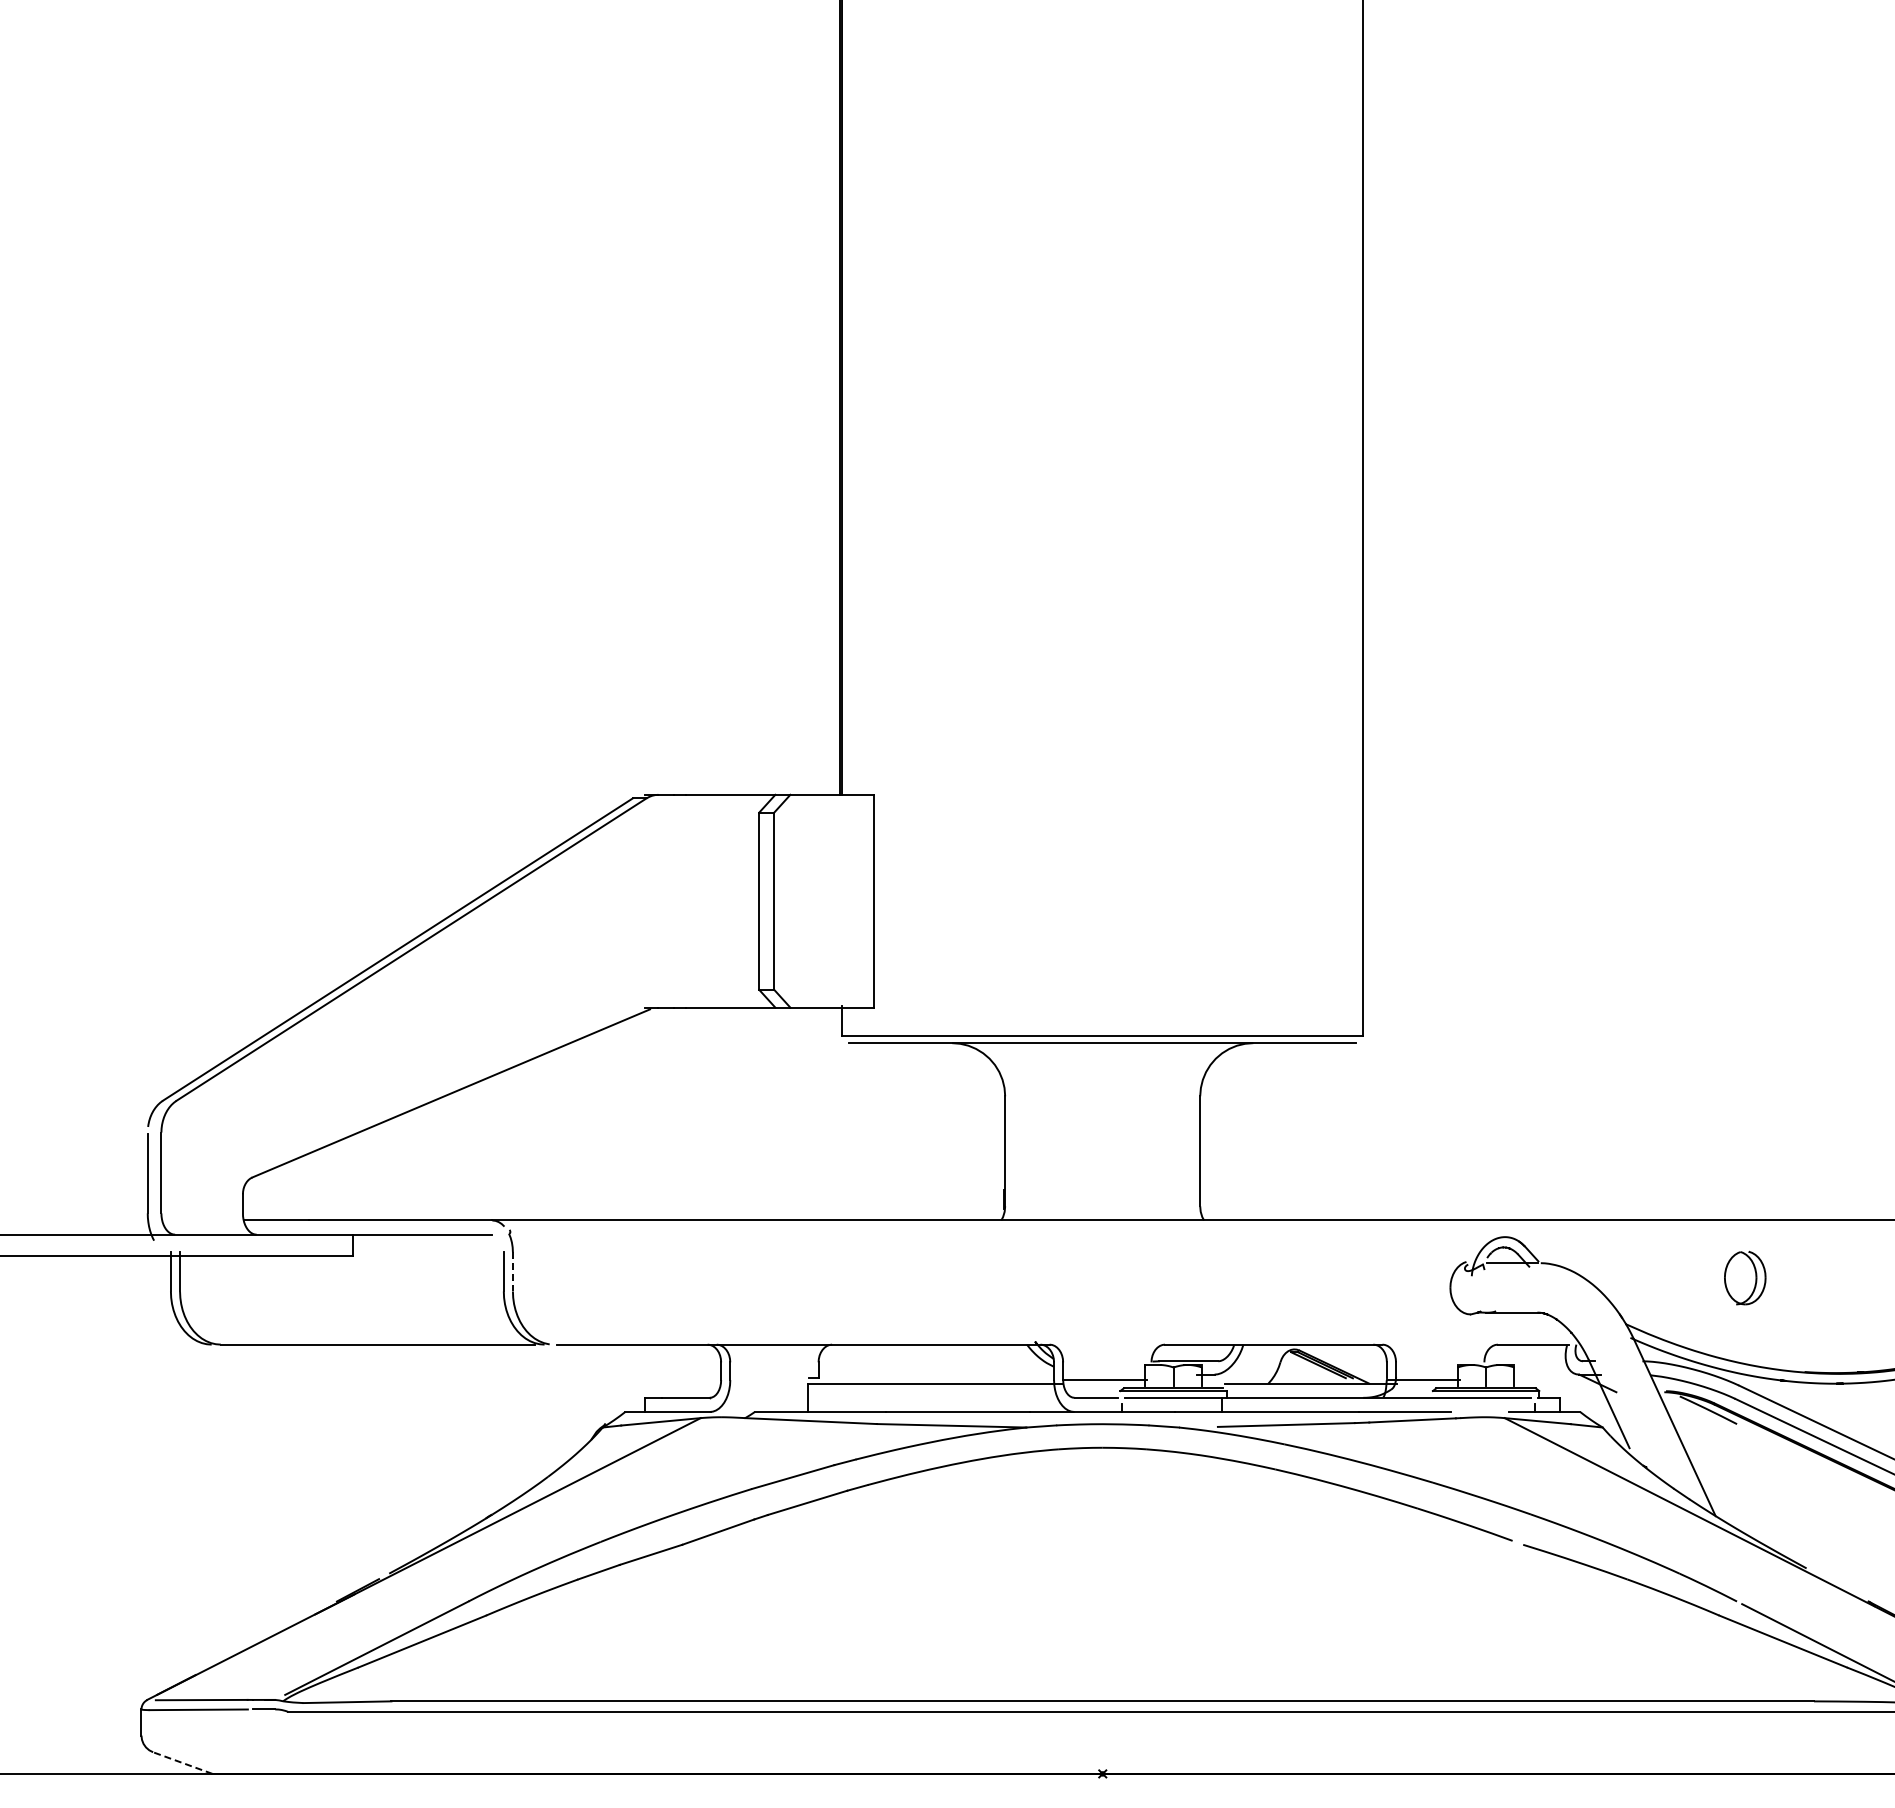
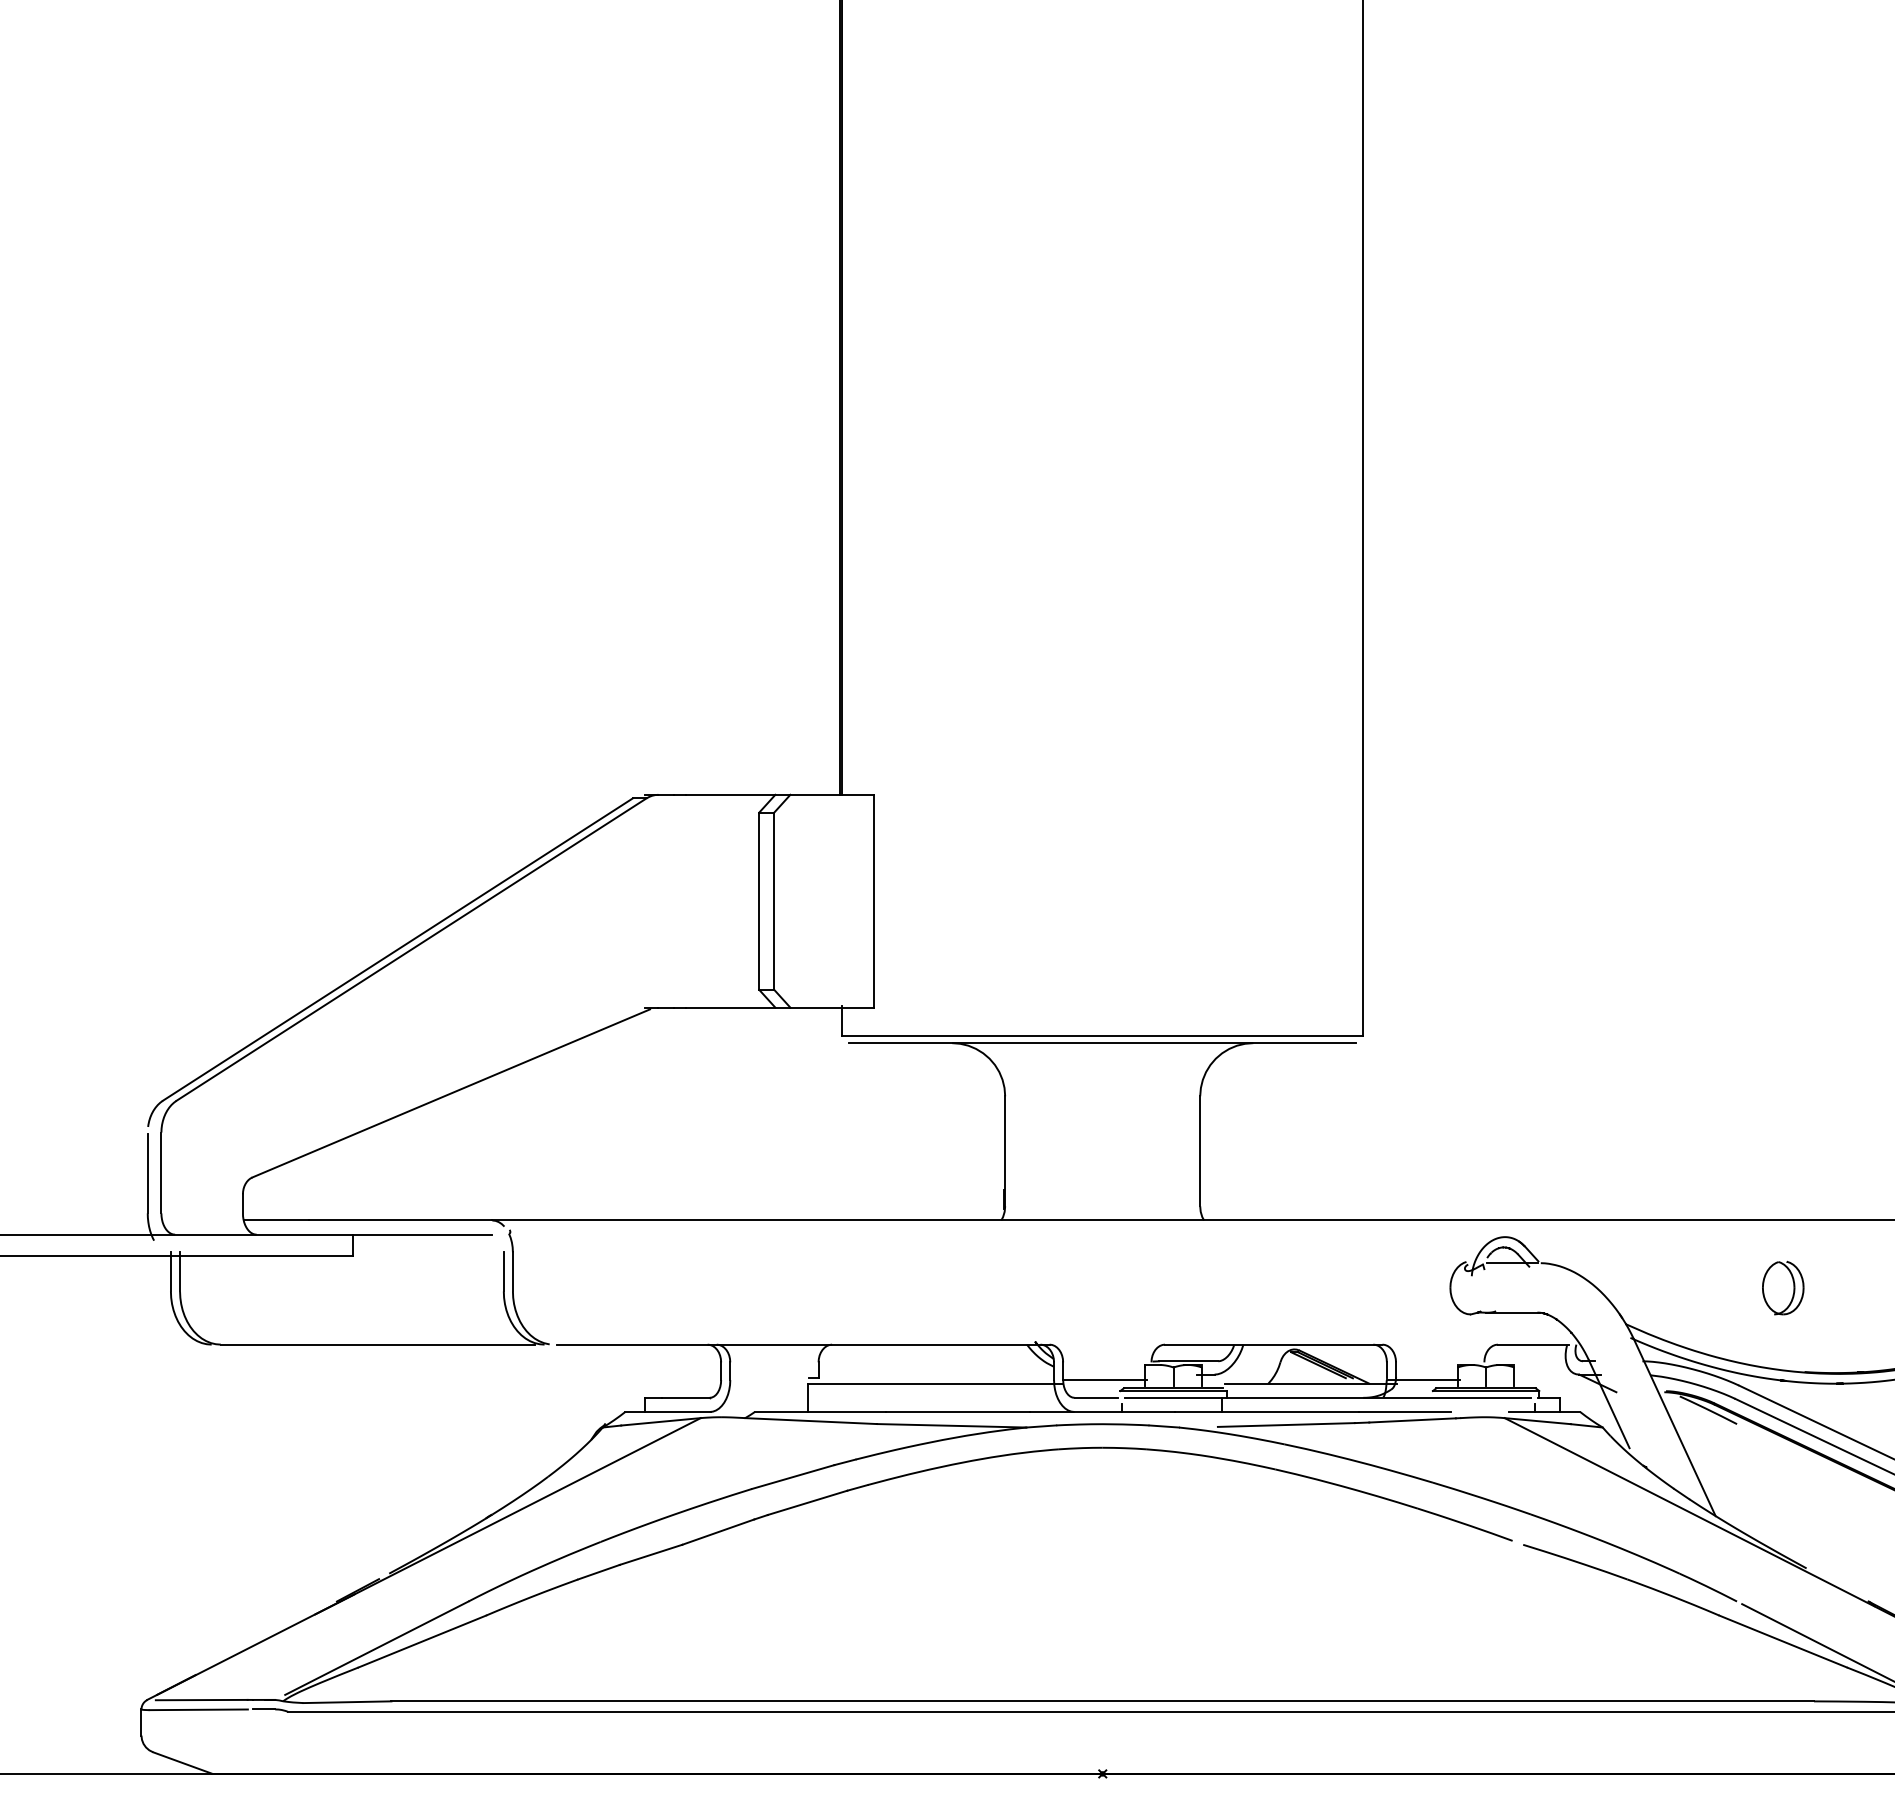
line: dashed -> solid (512, 1271)
part position: (1745, 1277) -> (1783, 1287) (1783, 1287)
line: dashed -> solid (182, 1763)
